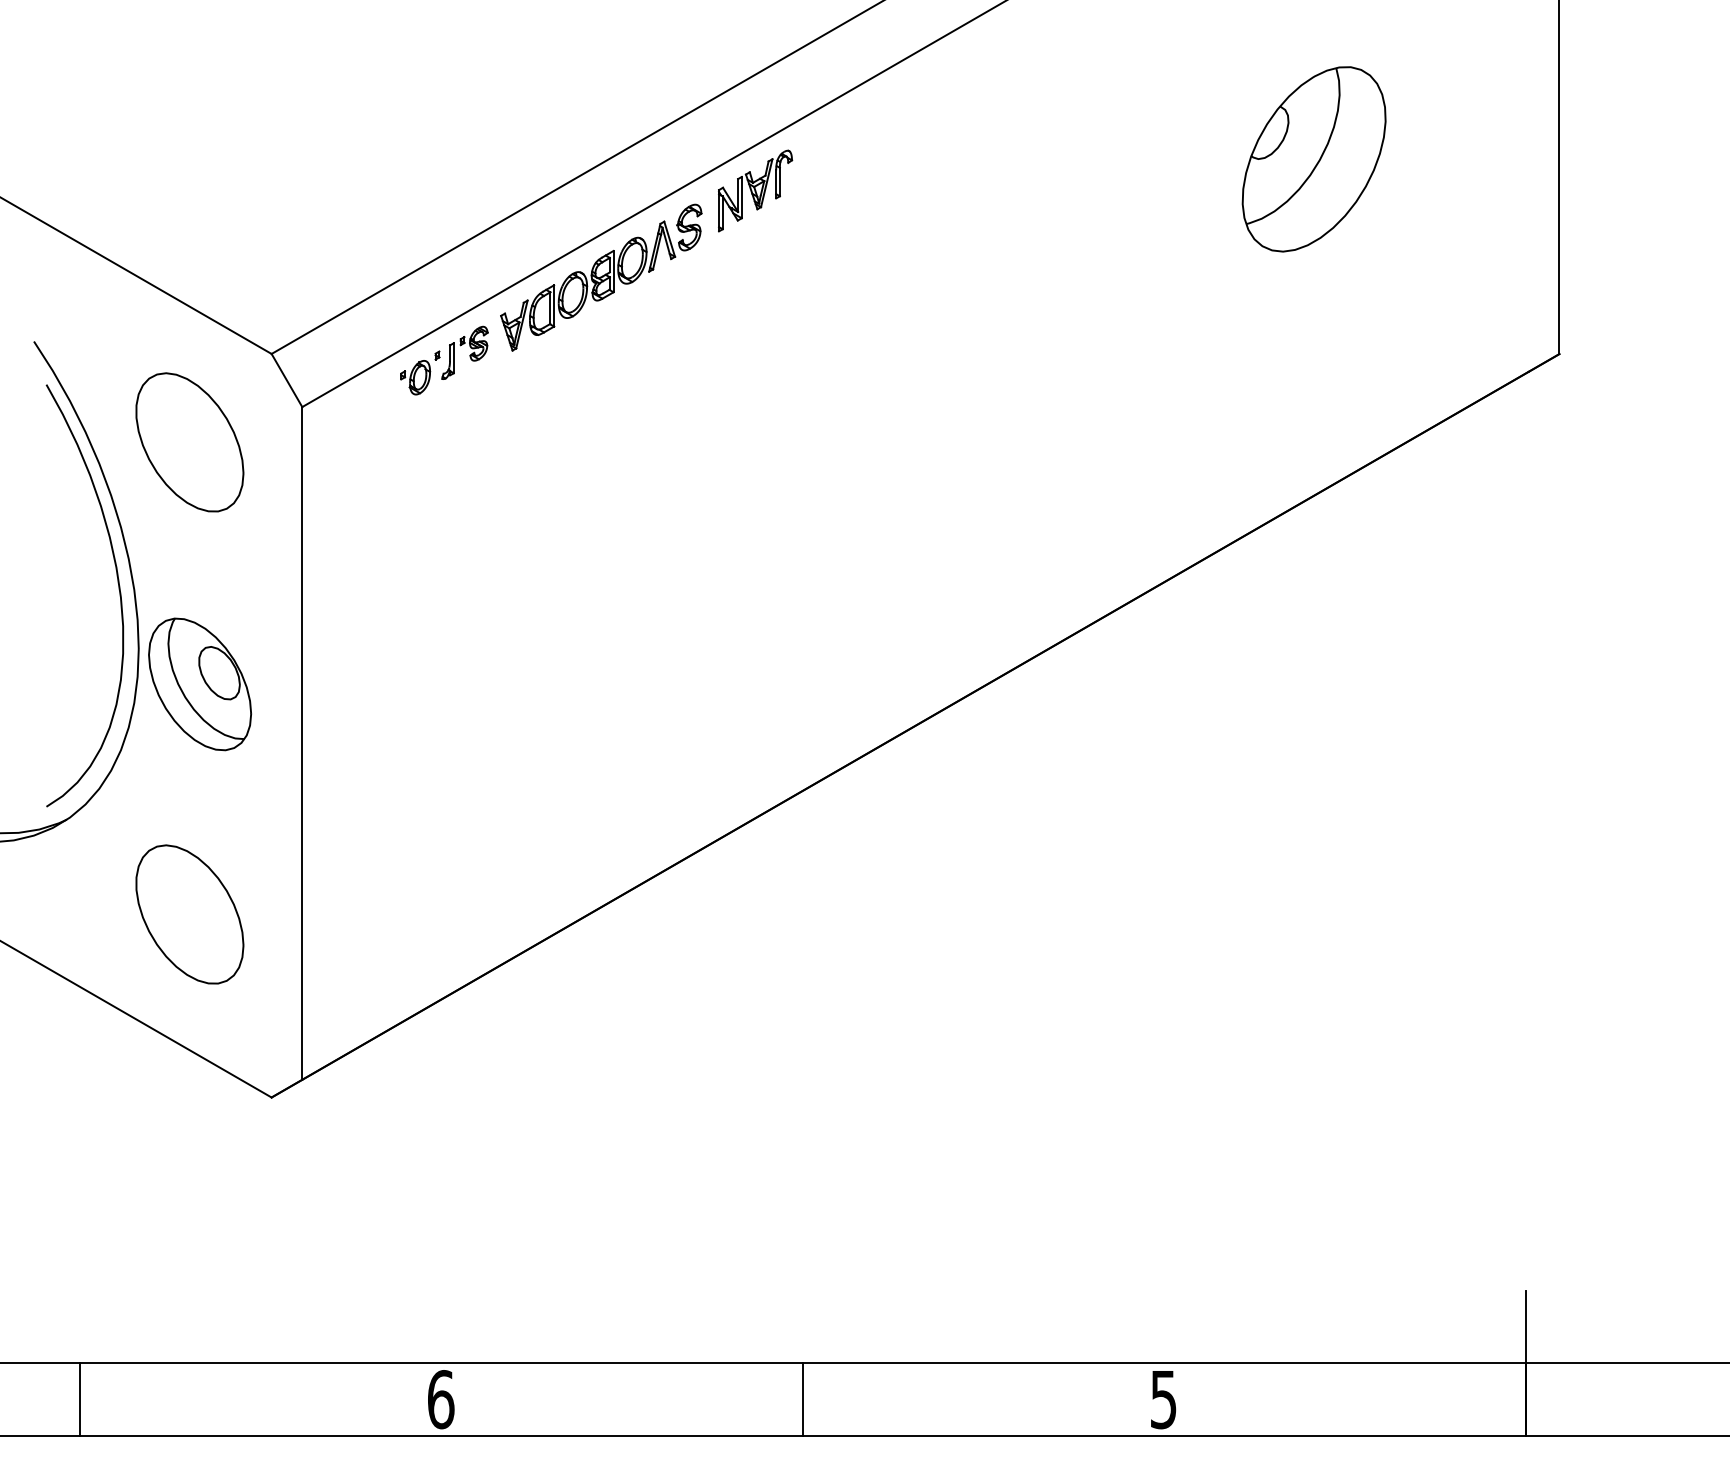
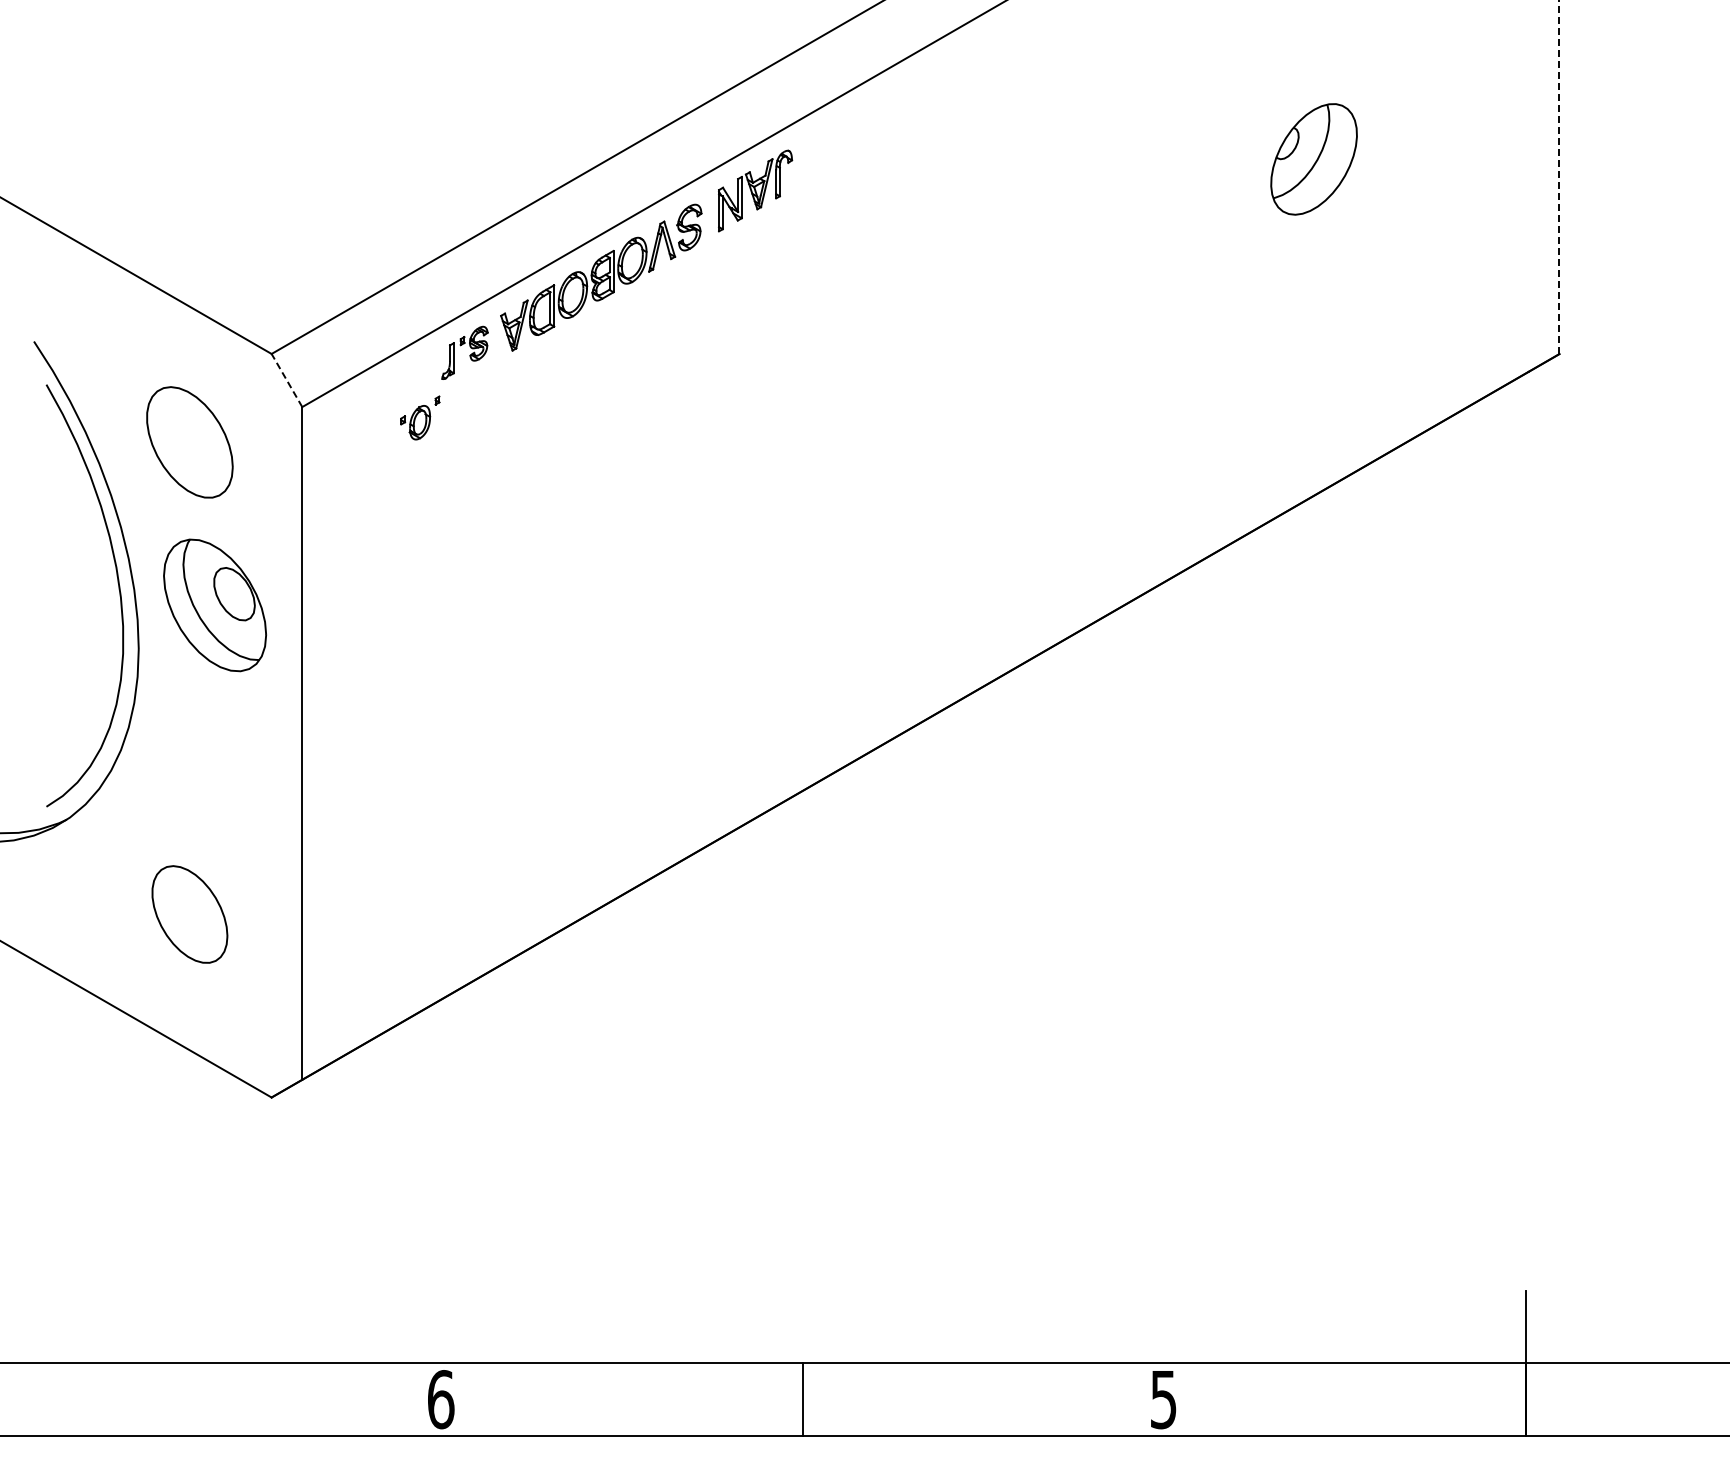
part size: 146x187 px -> 88x113 px (1313, 159)
line: solid -> dashed (1559, 177)
part position: (420, 372) -> (420, 417) (420, 417)
line: solid -> dashed (286, 380)
part size: 110x141 px -> 88x113 px (189, 442)
part position: (199, 684) -> (214, 605) (214, 605)
part size: 110x141 px -> 78x99 px (189, 914)
line: present -> none (80, 1399)
